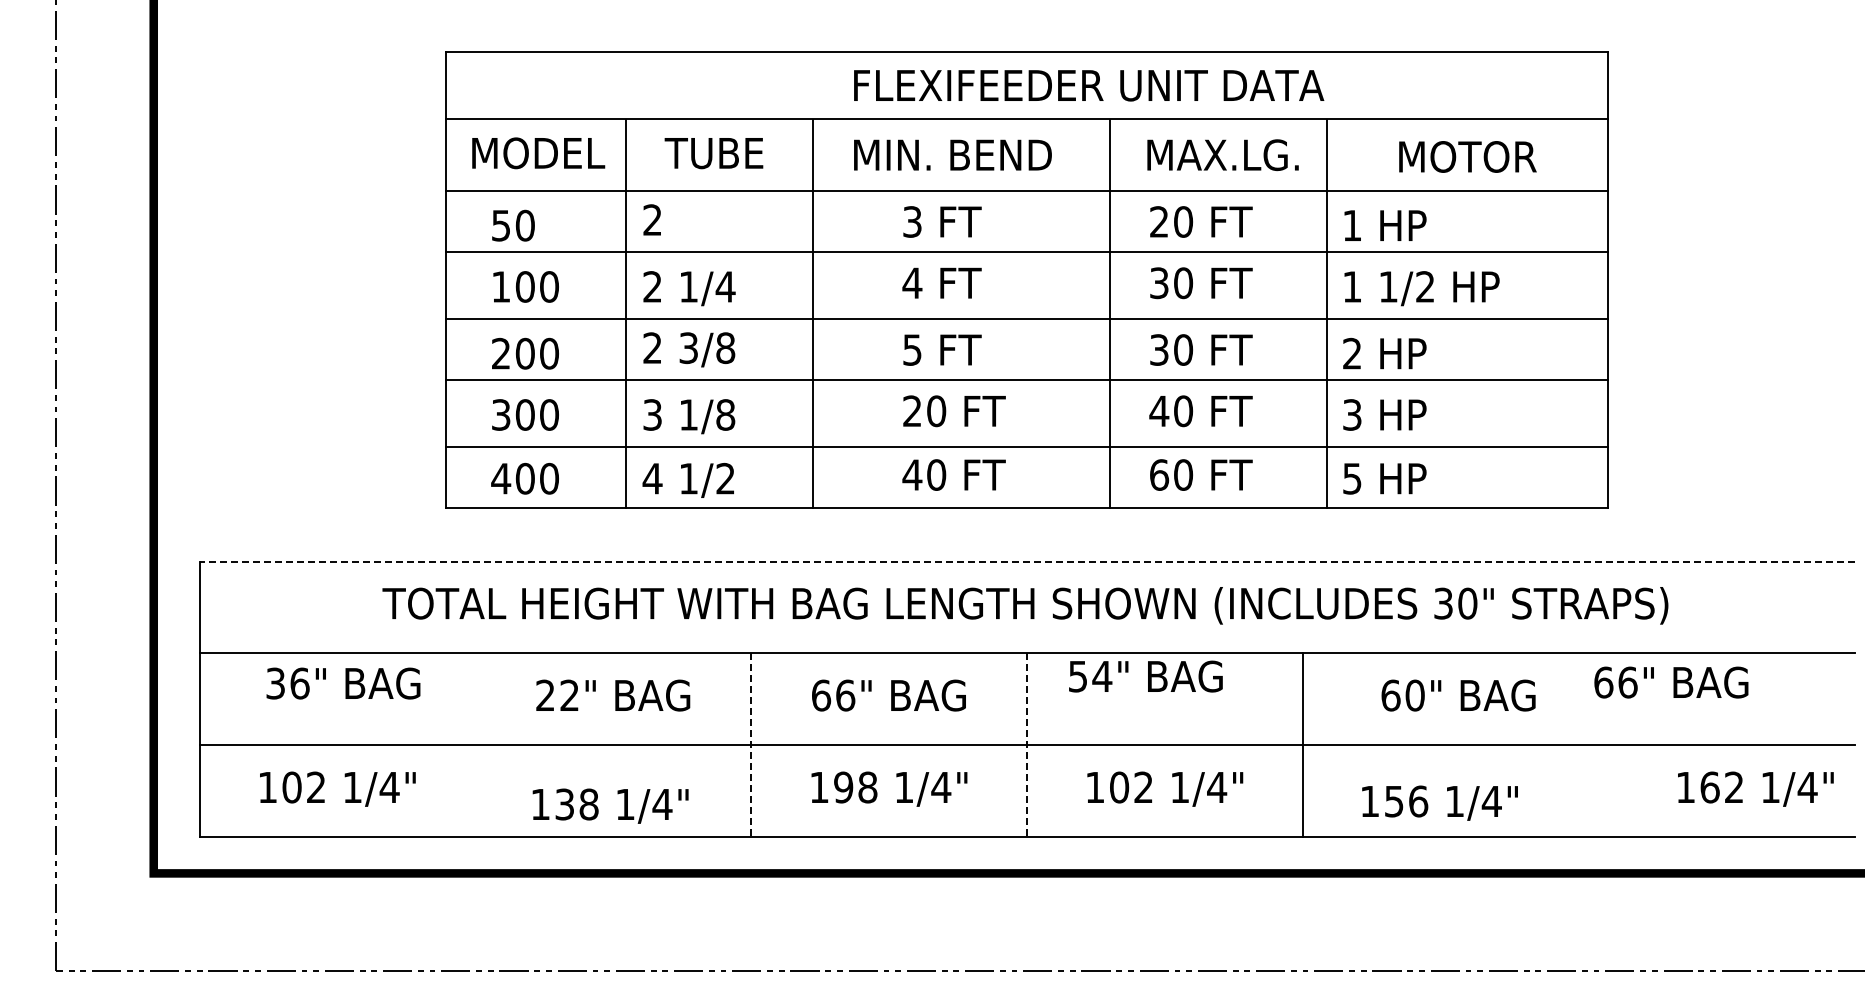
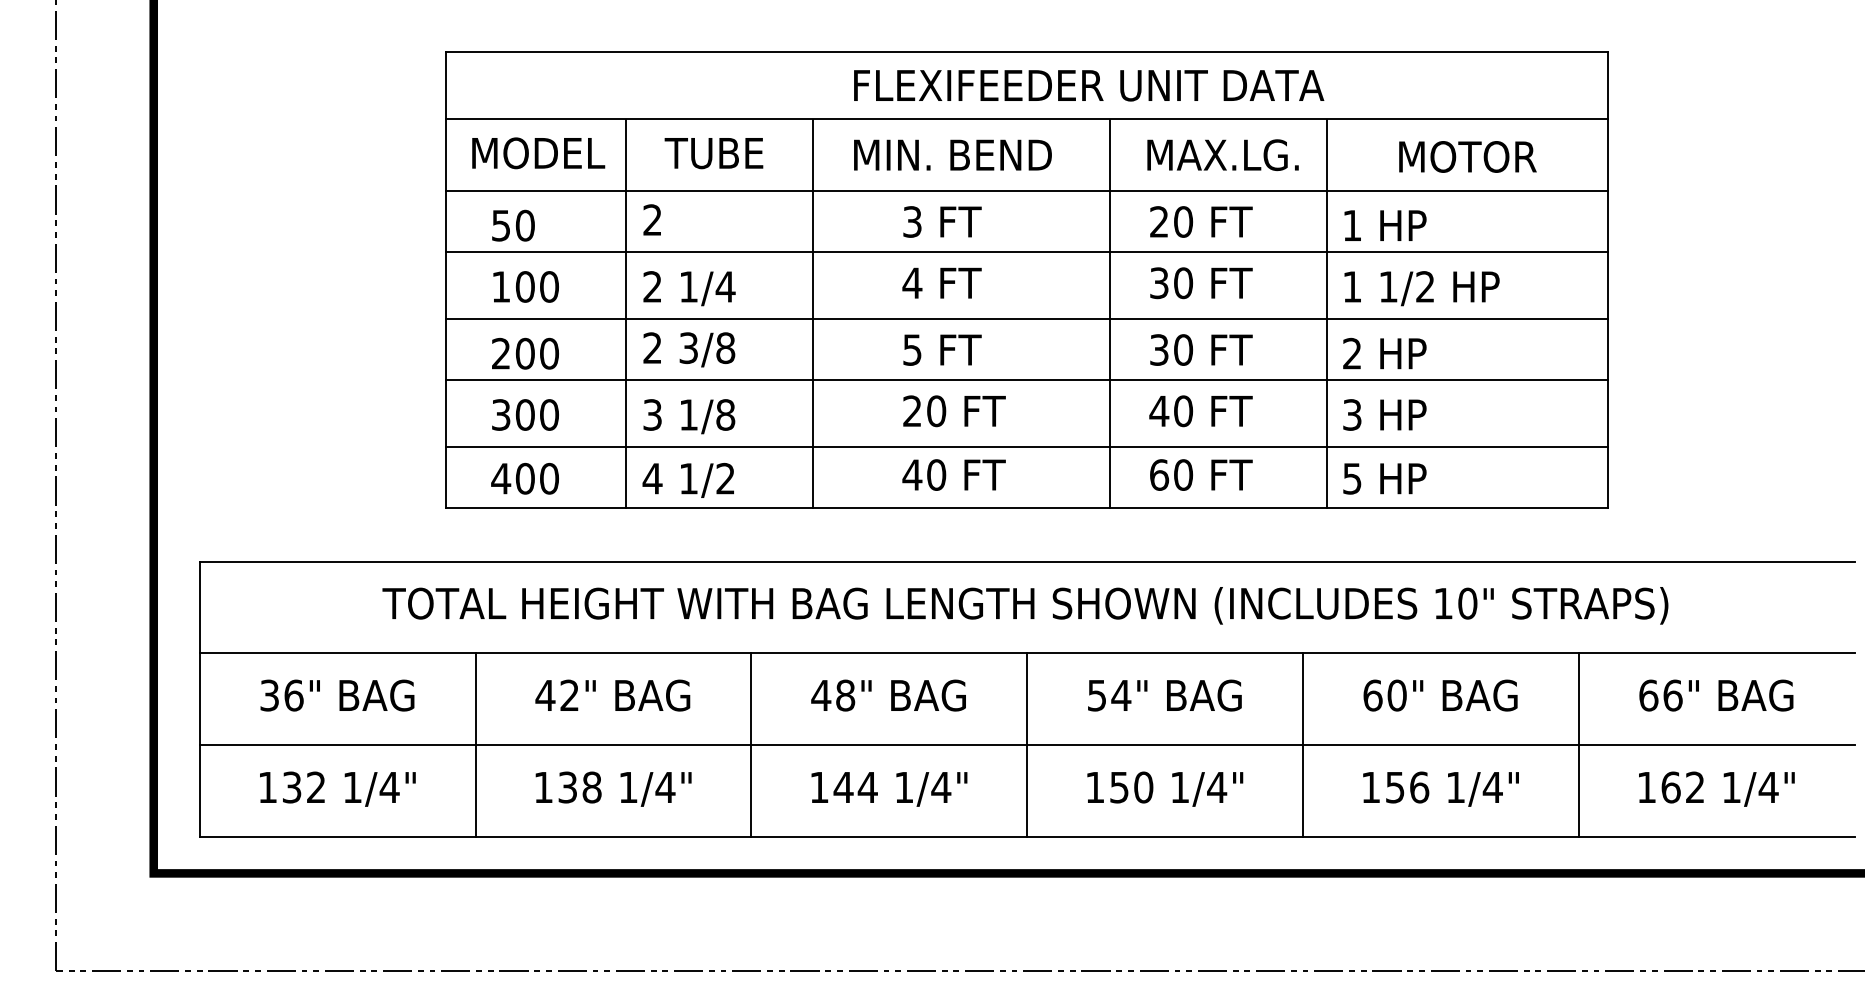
line: dashed -> solid (1026, 561)
text: 30" -> 10" (1443, 603)
text position: (1145, 676) -> (1164, 695) (1164, 695)
text position: (1671, 682) -> (1716, 695) (1716, 695)
text position: (343, 683) -> (337, 695) (337, 695)
text: 22" -> 42" (545, 694)
text: 66" -> 48" (833, 695)
text position: (1458, 695) -> (1440, 695) (1440, 695)
line: none -> present (475, 745)
line: dashed -> solid (751, 745)
line: dashed -> solid (1027, 745)
line: none -> present (1578, 745)
text: 102 -> 132 (291, 787)
text: 198 -> 144 (855, 787)
text: 102 -> 150 (1131, 787)
text position: (1755, 788) -> (1716, 788) (1716, 788)
text position: (1439, 802) -> (1440, 788) (1440, 788)
text position: (610, 805) -> (613, 788) (613, 788)
